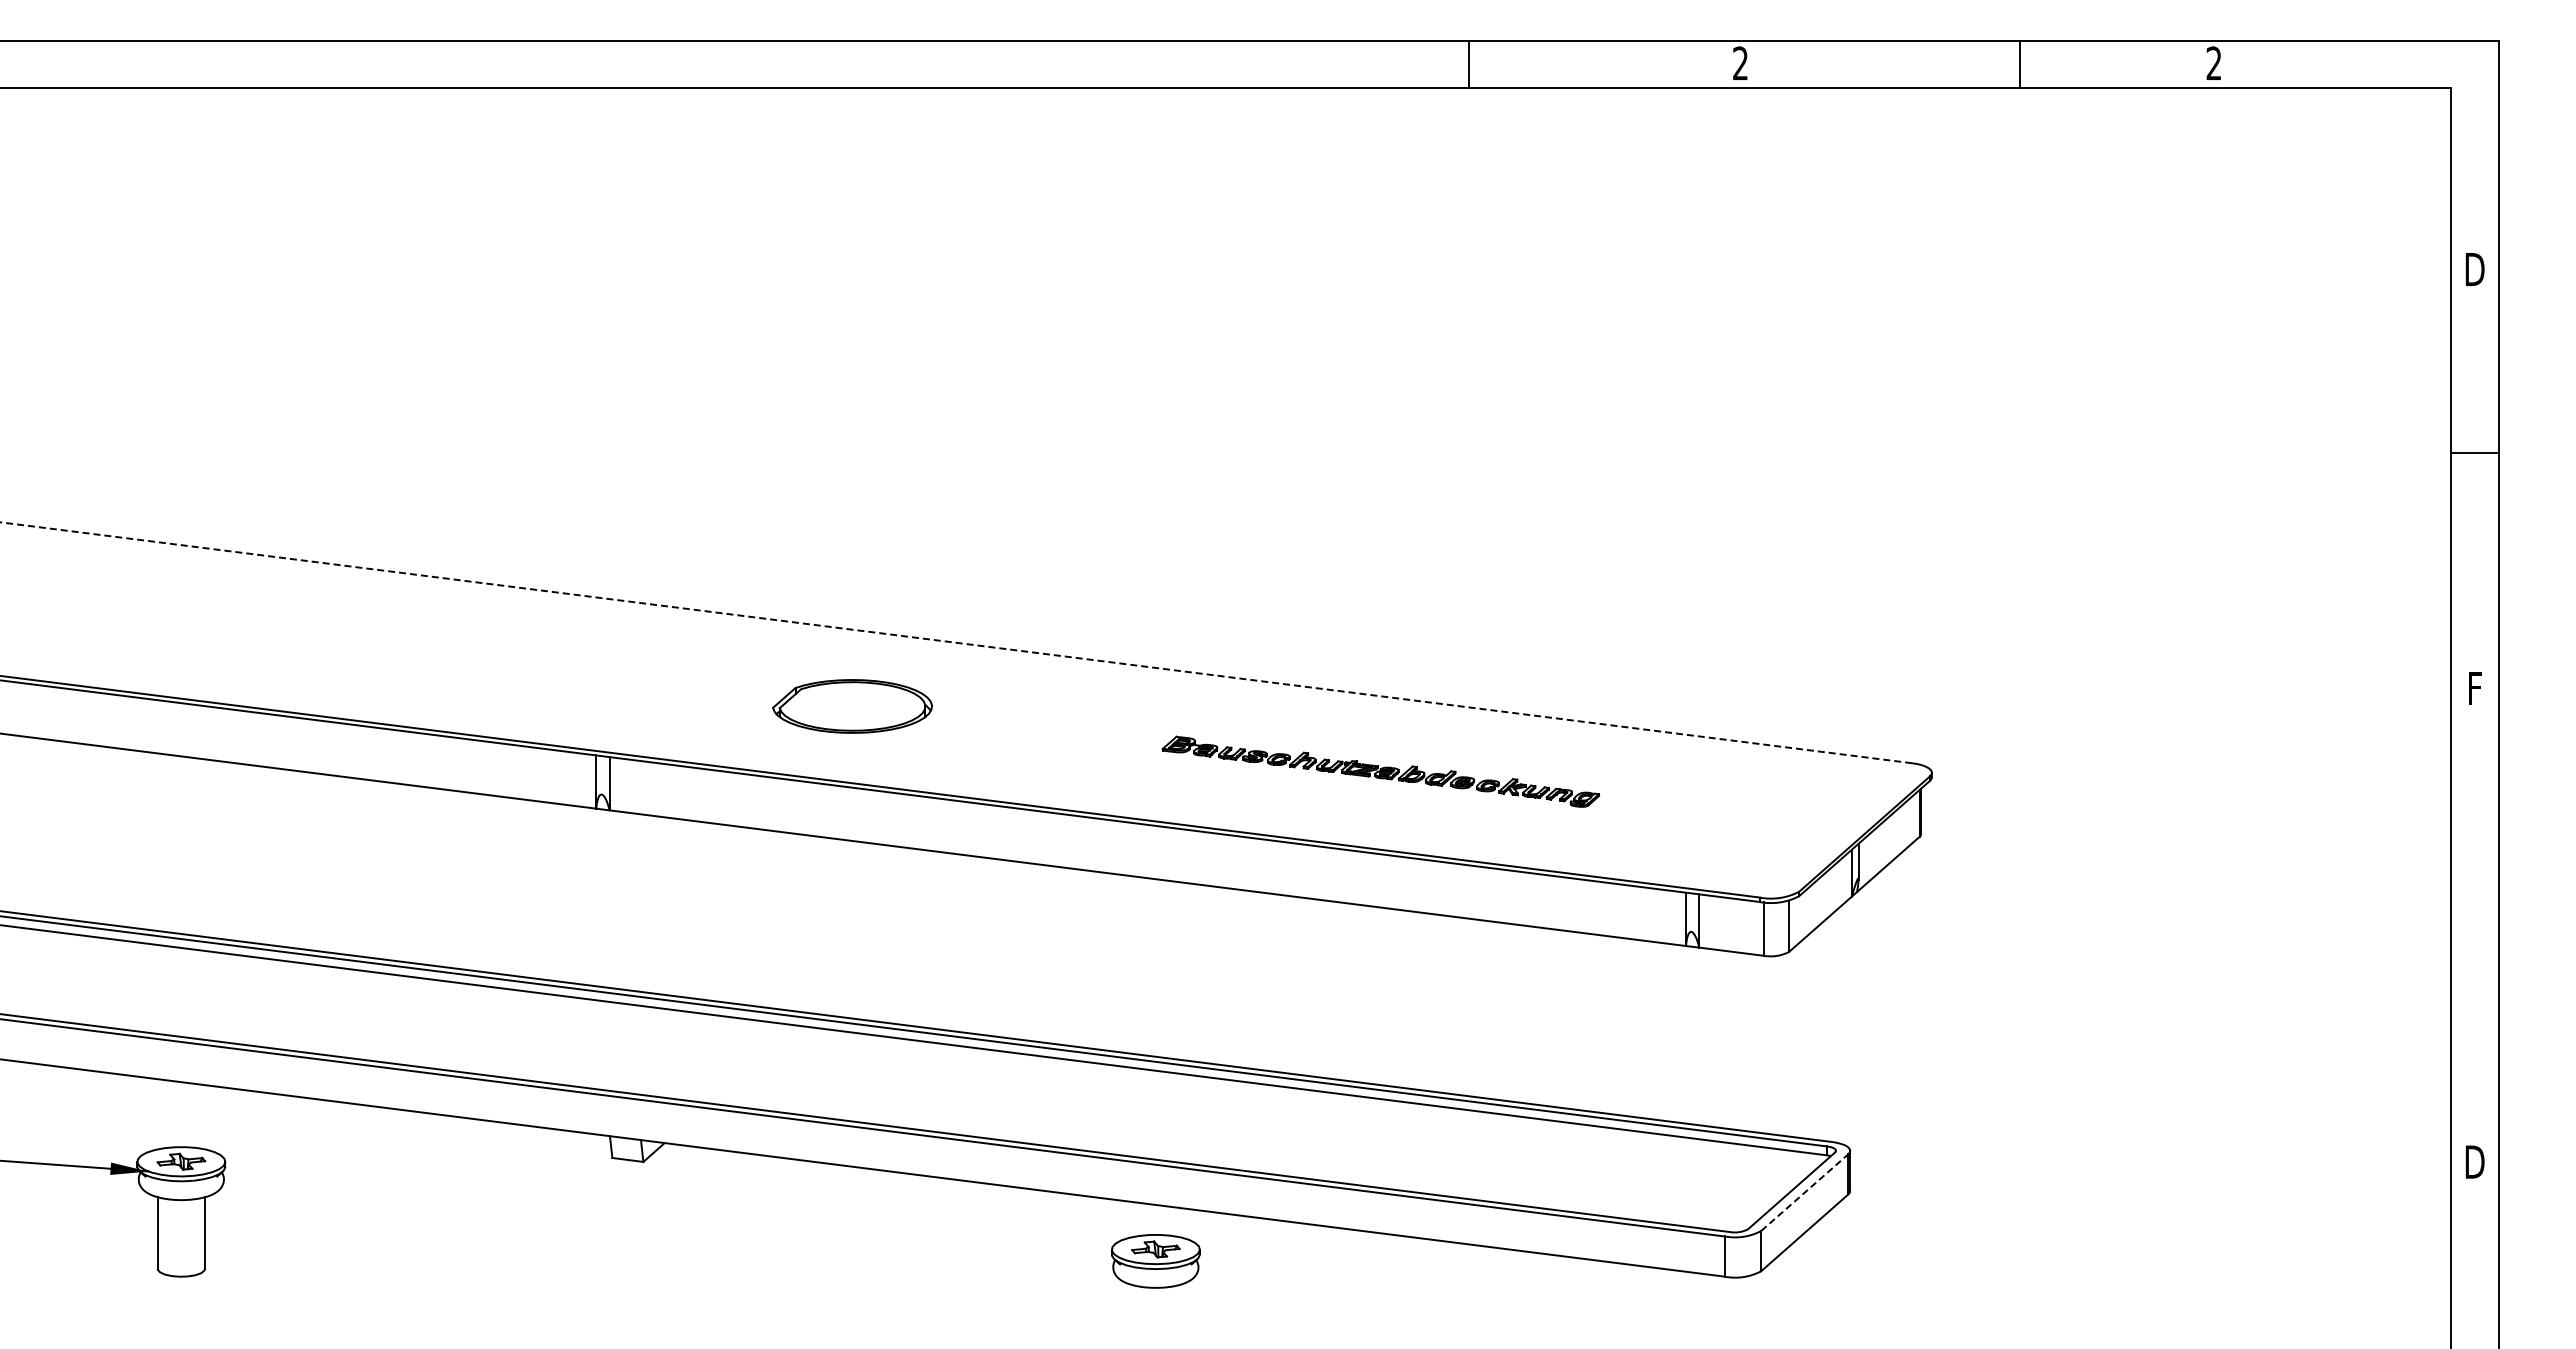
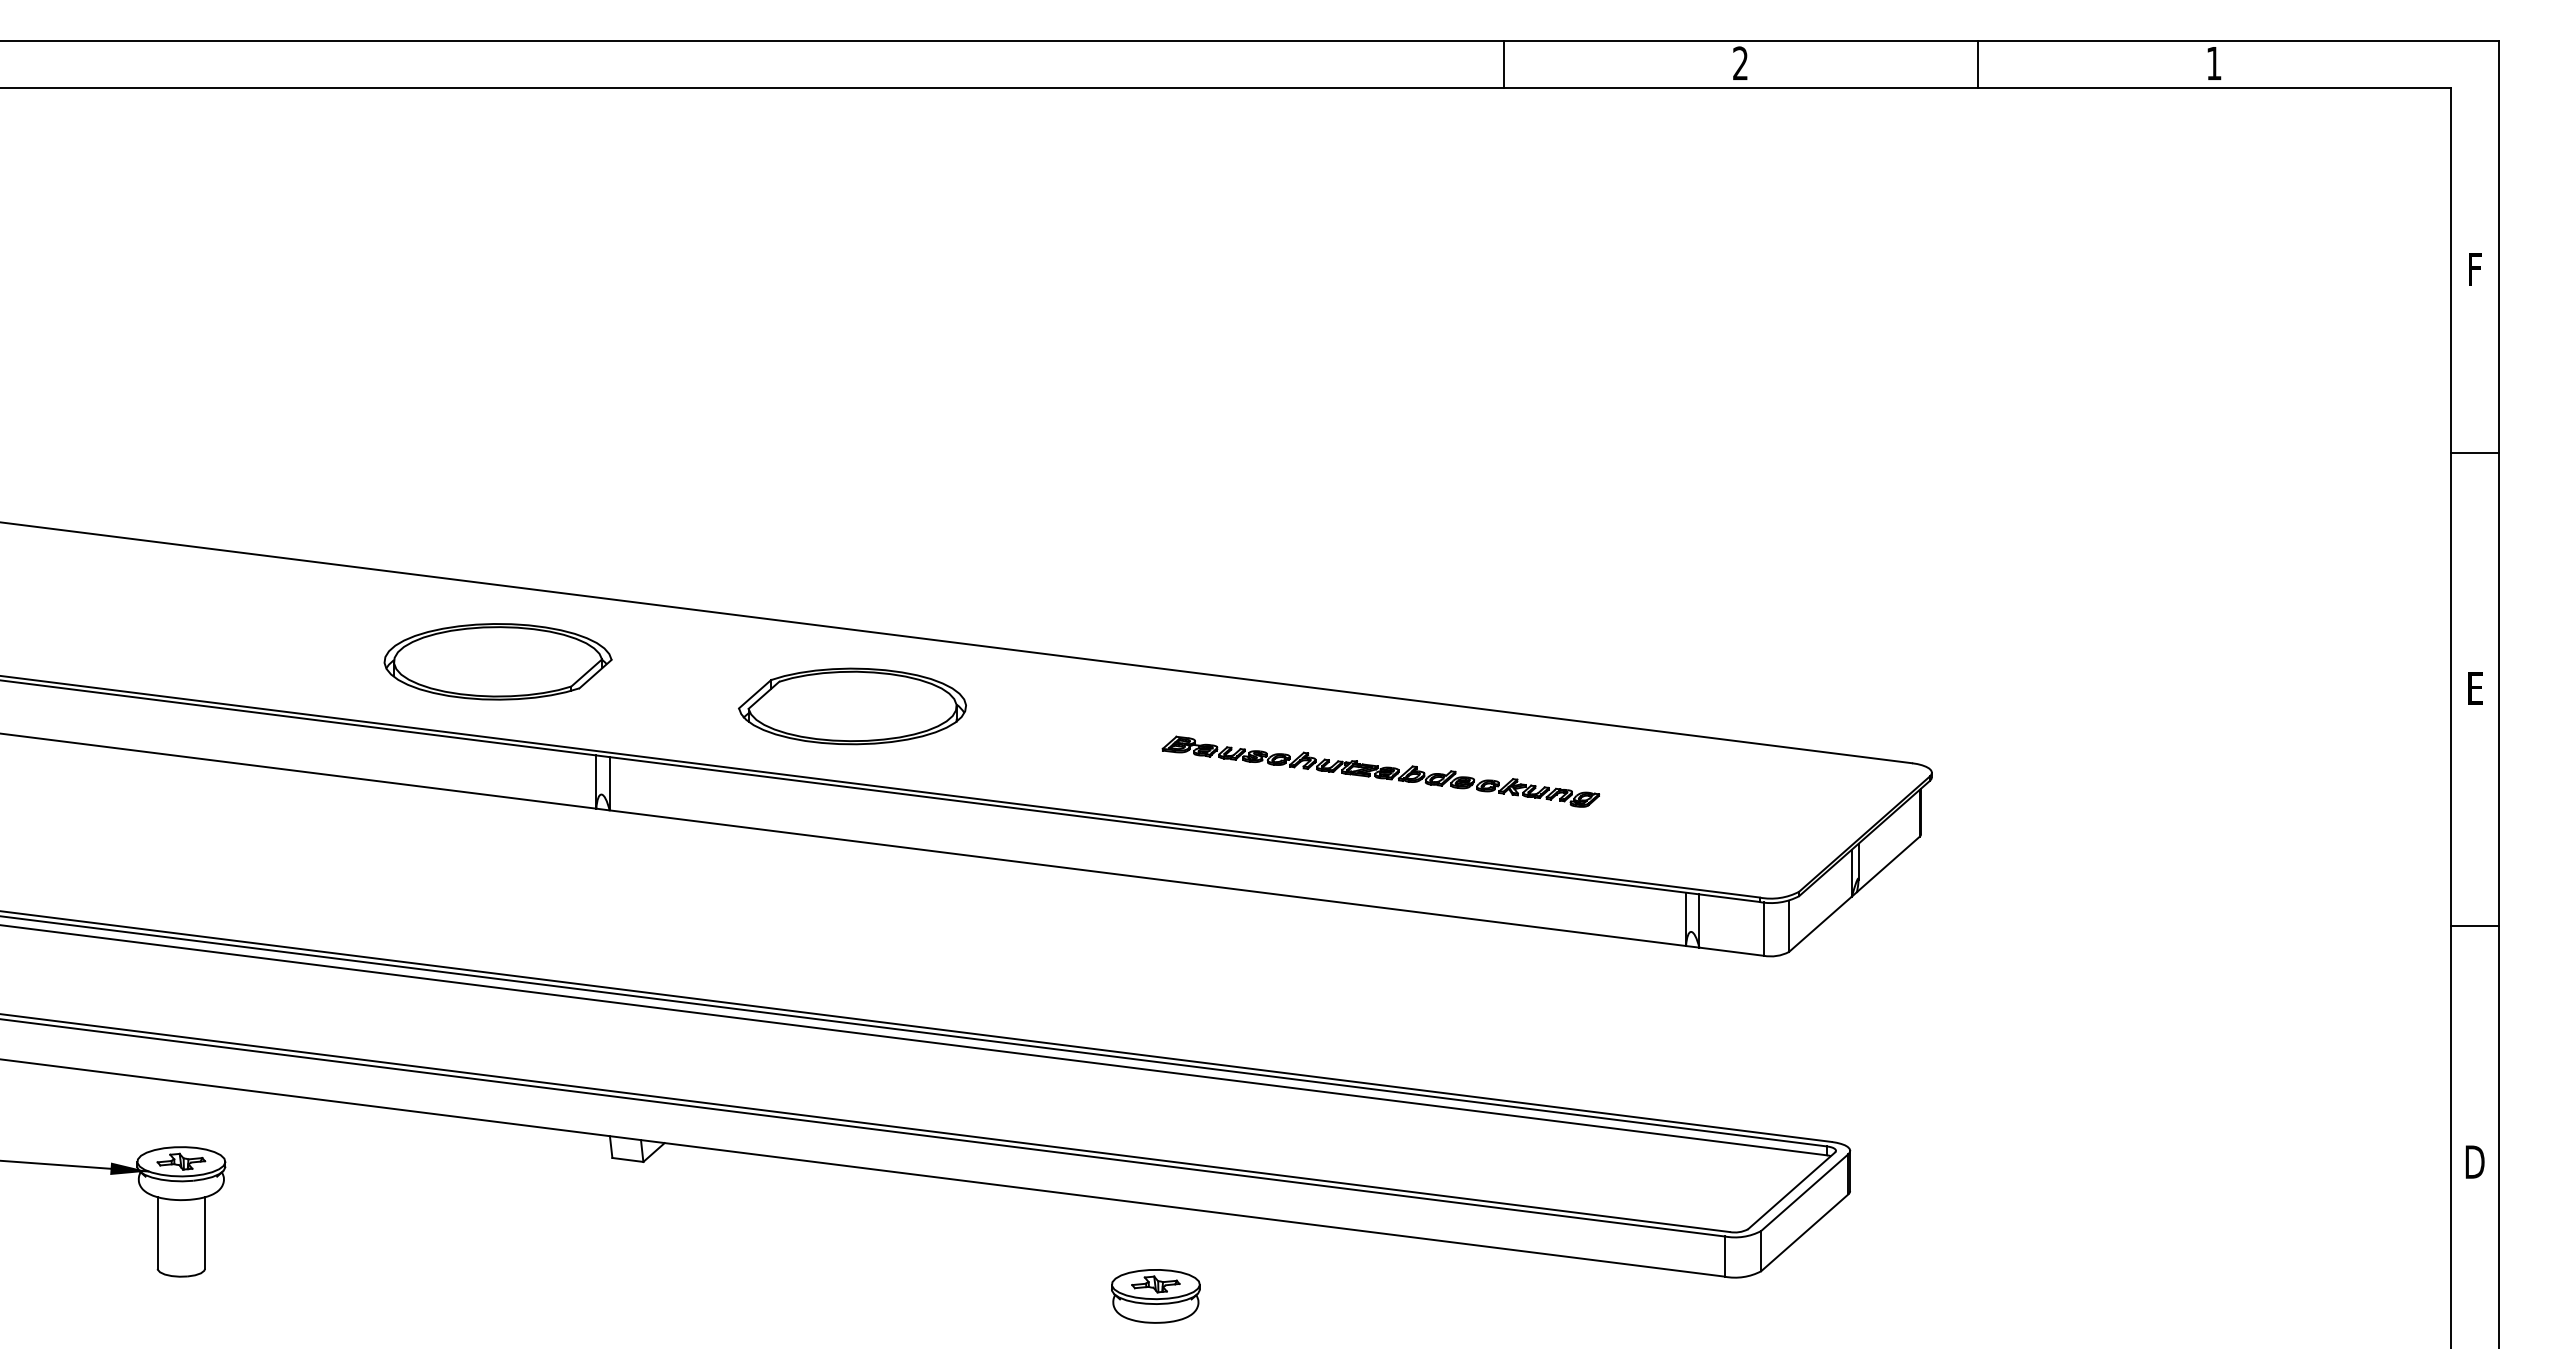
text: 2 -> 1 (2213, 62)
line position: (1469, 63) -> (1504, 63) (1504, 63)
line position: (2019, 63) -> (1977, 63) (1977, 63)
text: D -> F (2474, 269)
line: dashed -> solid (955, 642)
part: none -> present (497, 661)
text: F -> E (2475, 688)
part size: 161x55 px -> 229x79 px (852, 706)
line: none -> present (2474, 926)
line: dashed -> solid (1805, 1192)
part position: (1155, 1261) -> (1155, 1296) (1155, 1296)
